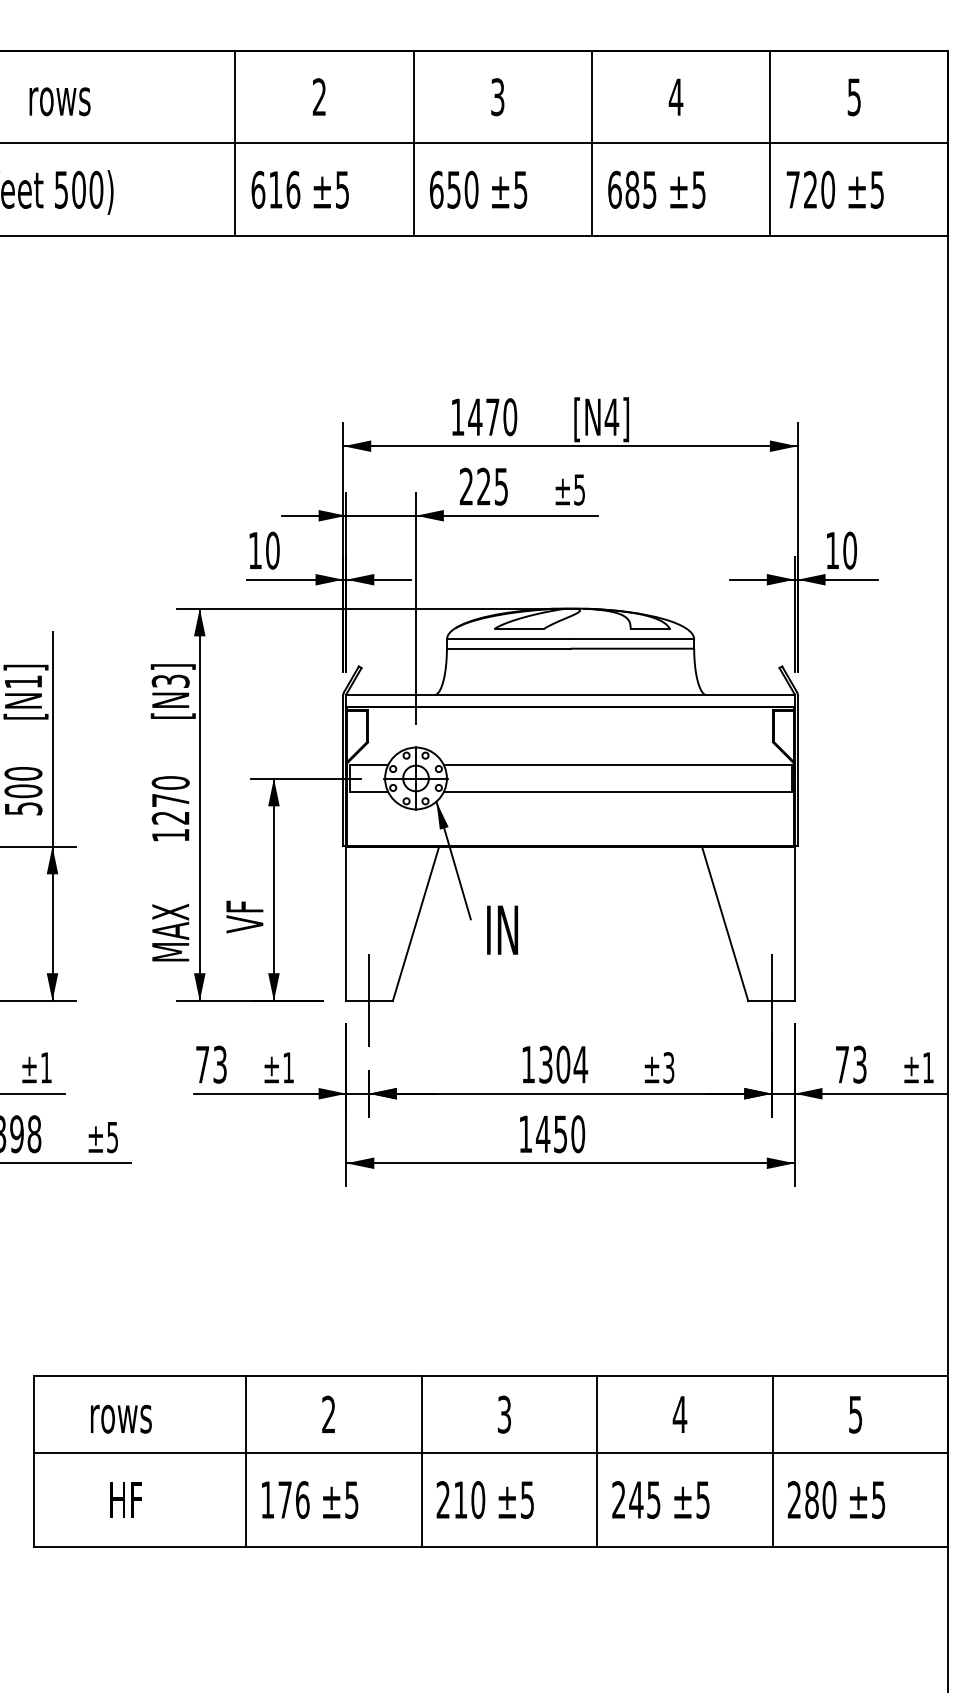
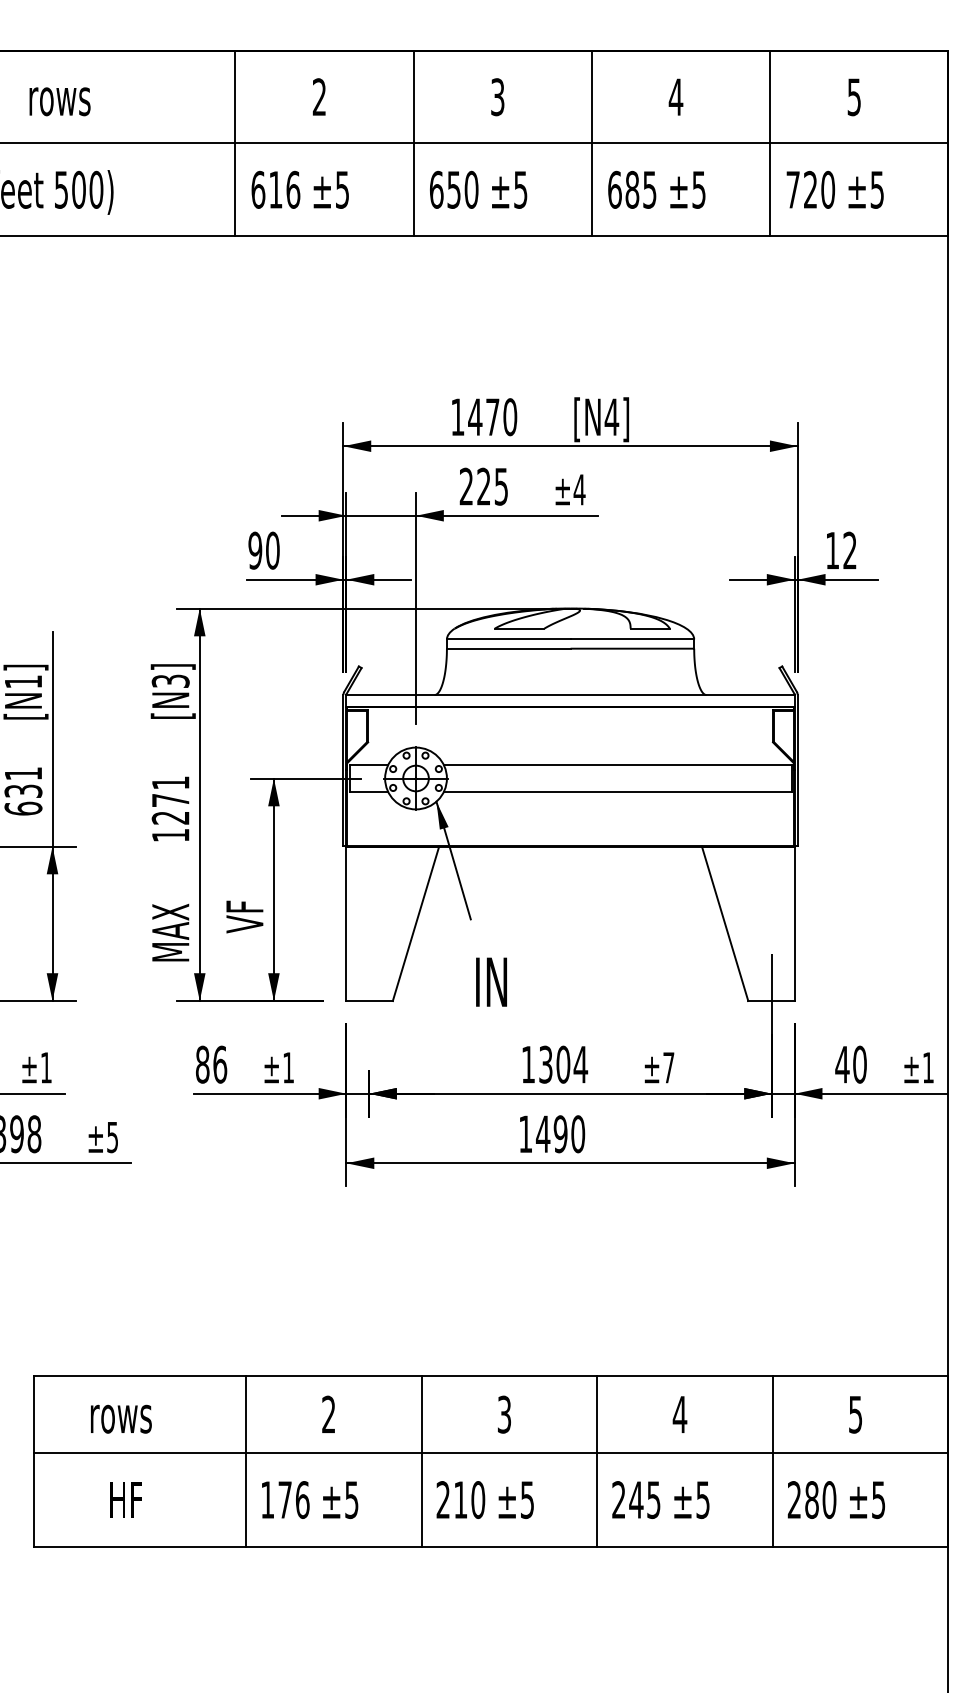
text: ±5 -> ±4 (579, 489)
text: 10 -> 90 (255, 550)
text: 10 -> 12 (849, 550)
text: 1270 -> 1271 (170, 782)
text: 500 -> 631 (23, 791)
text position: (502, 929) -> (491, 981) (491, 981)
line: present -> none (369, 1000)
text: 73 -> 86 (211, 1064)
text: 73 -> 40 (850, 1064)
text: ±3 -> ±7 (668, 1067)
text: 1450 -> 1490 (560, 1133)
